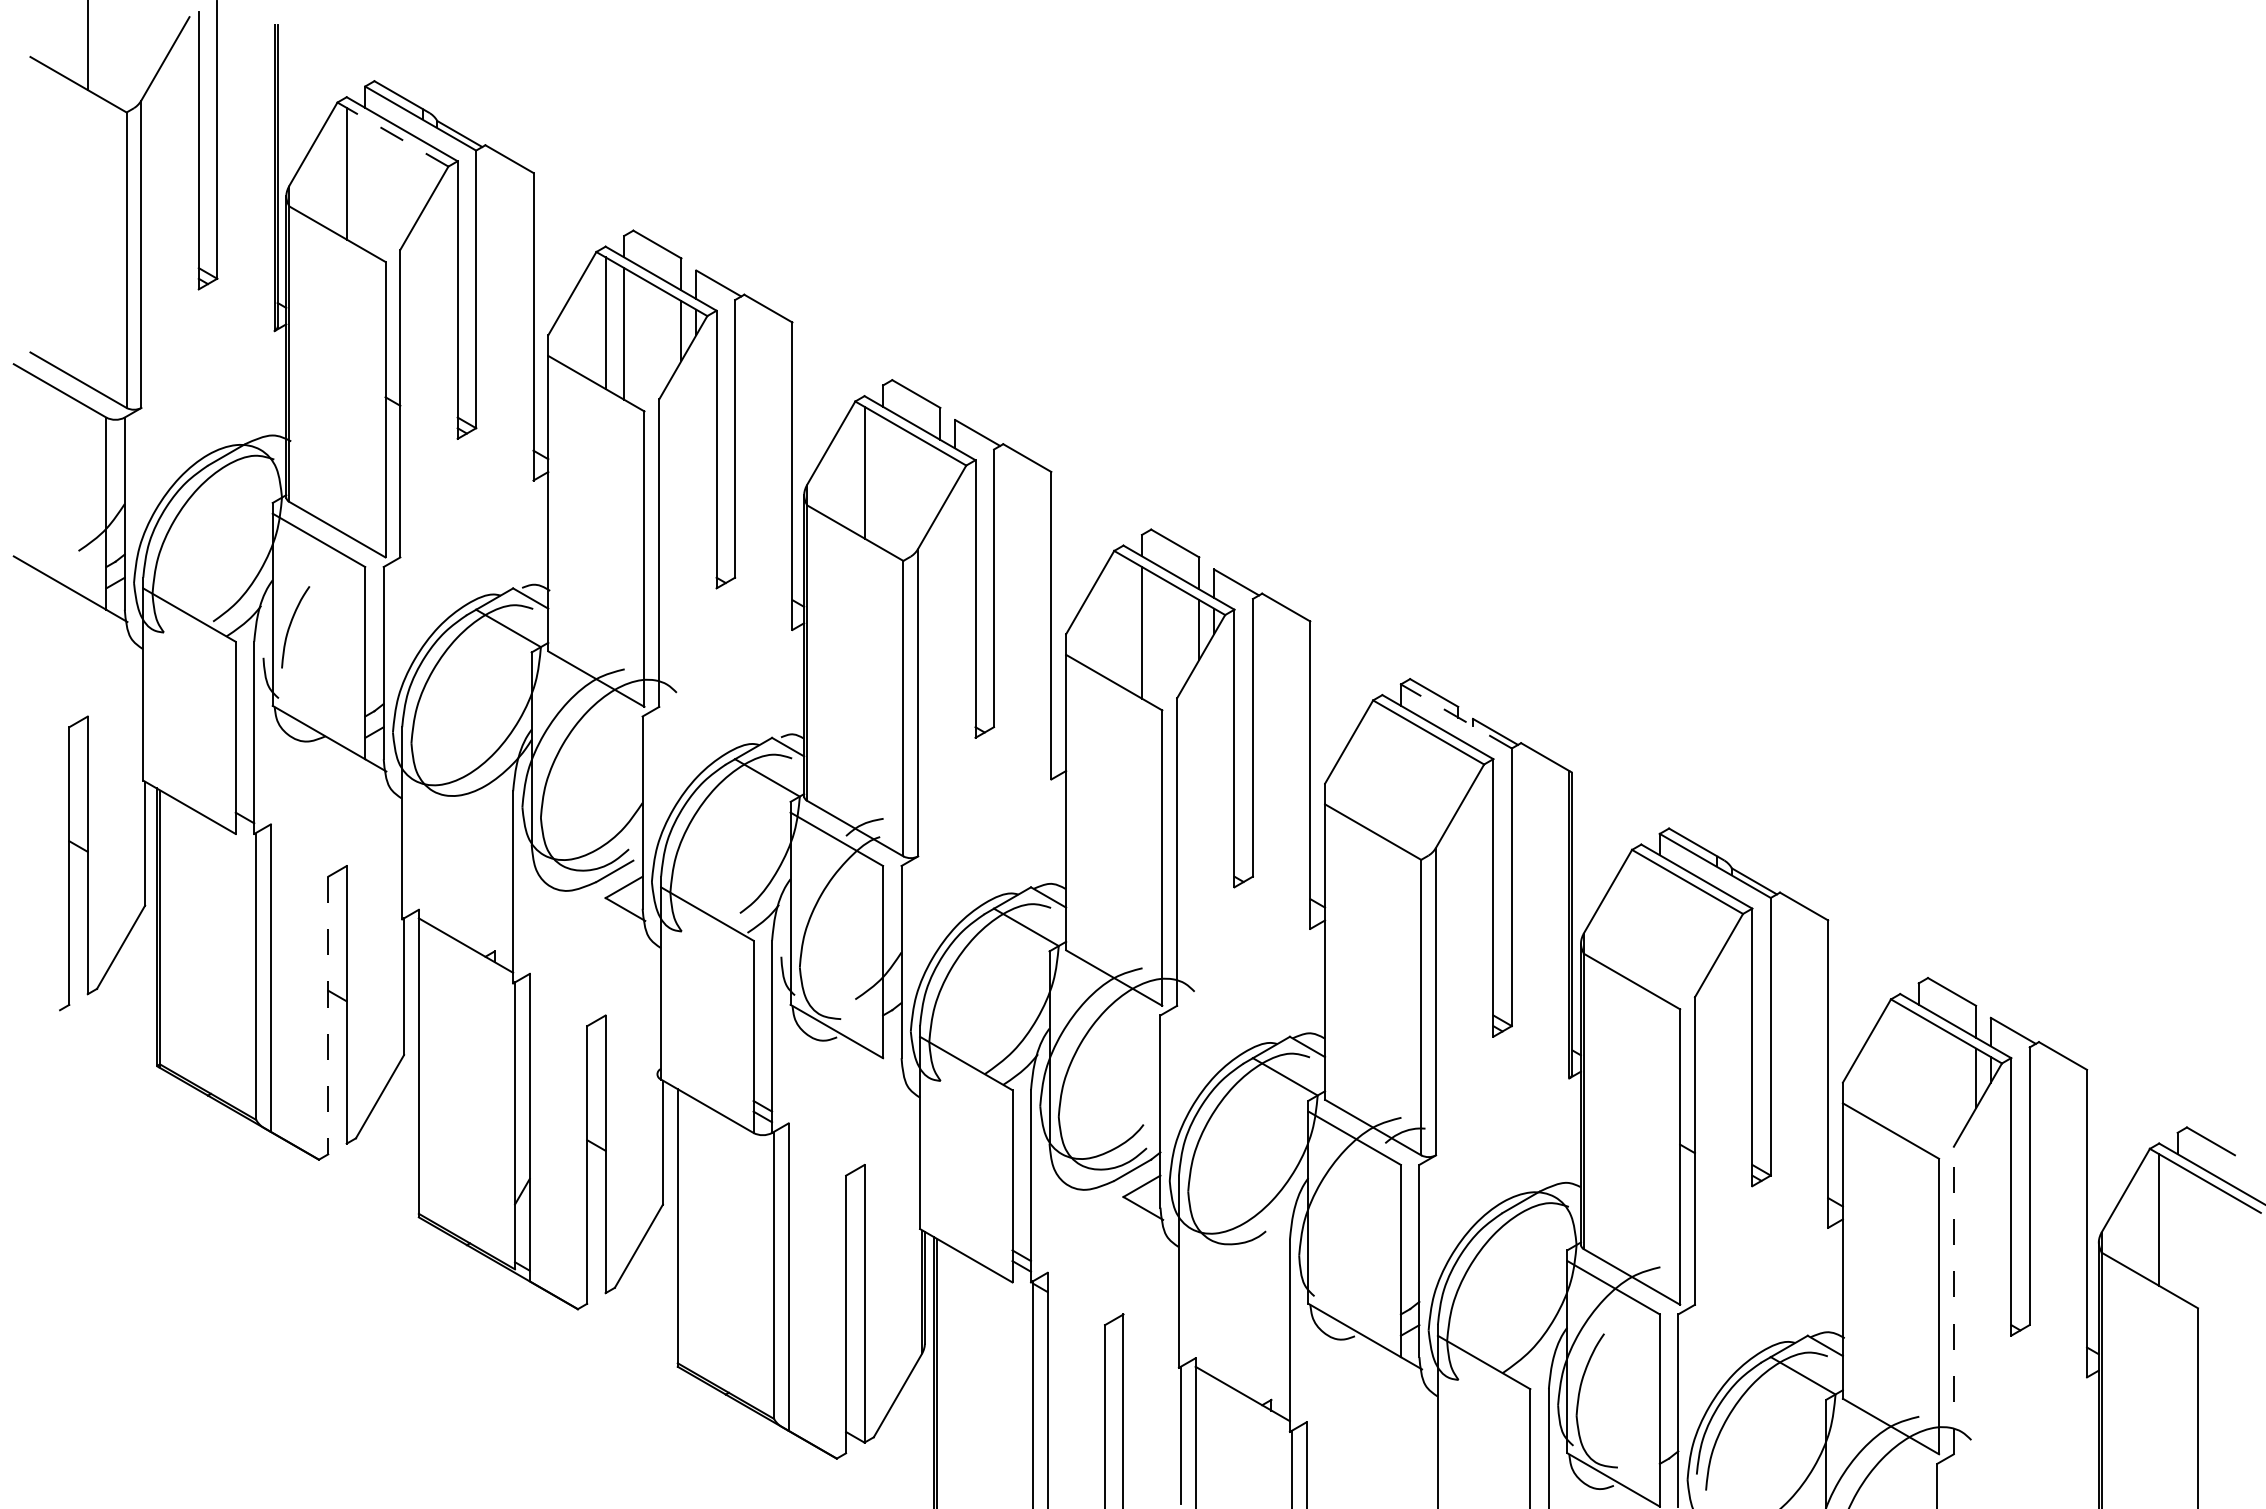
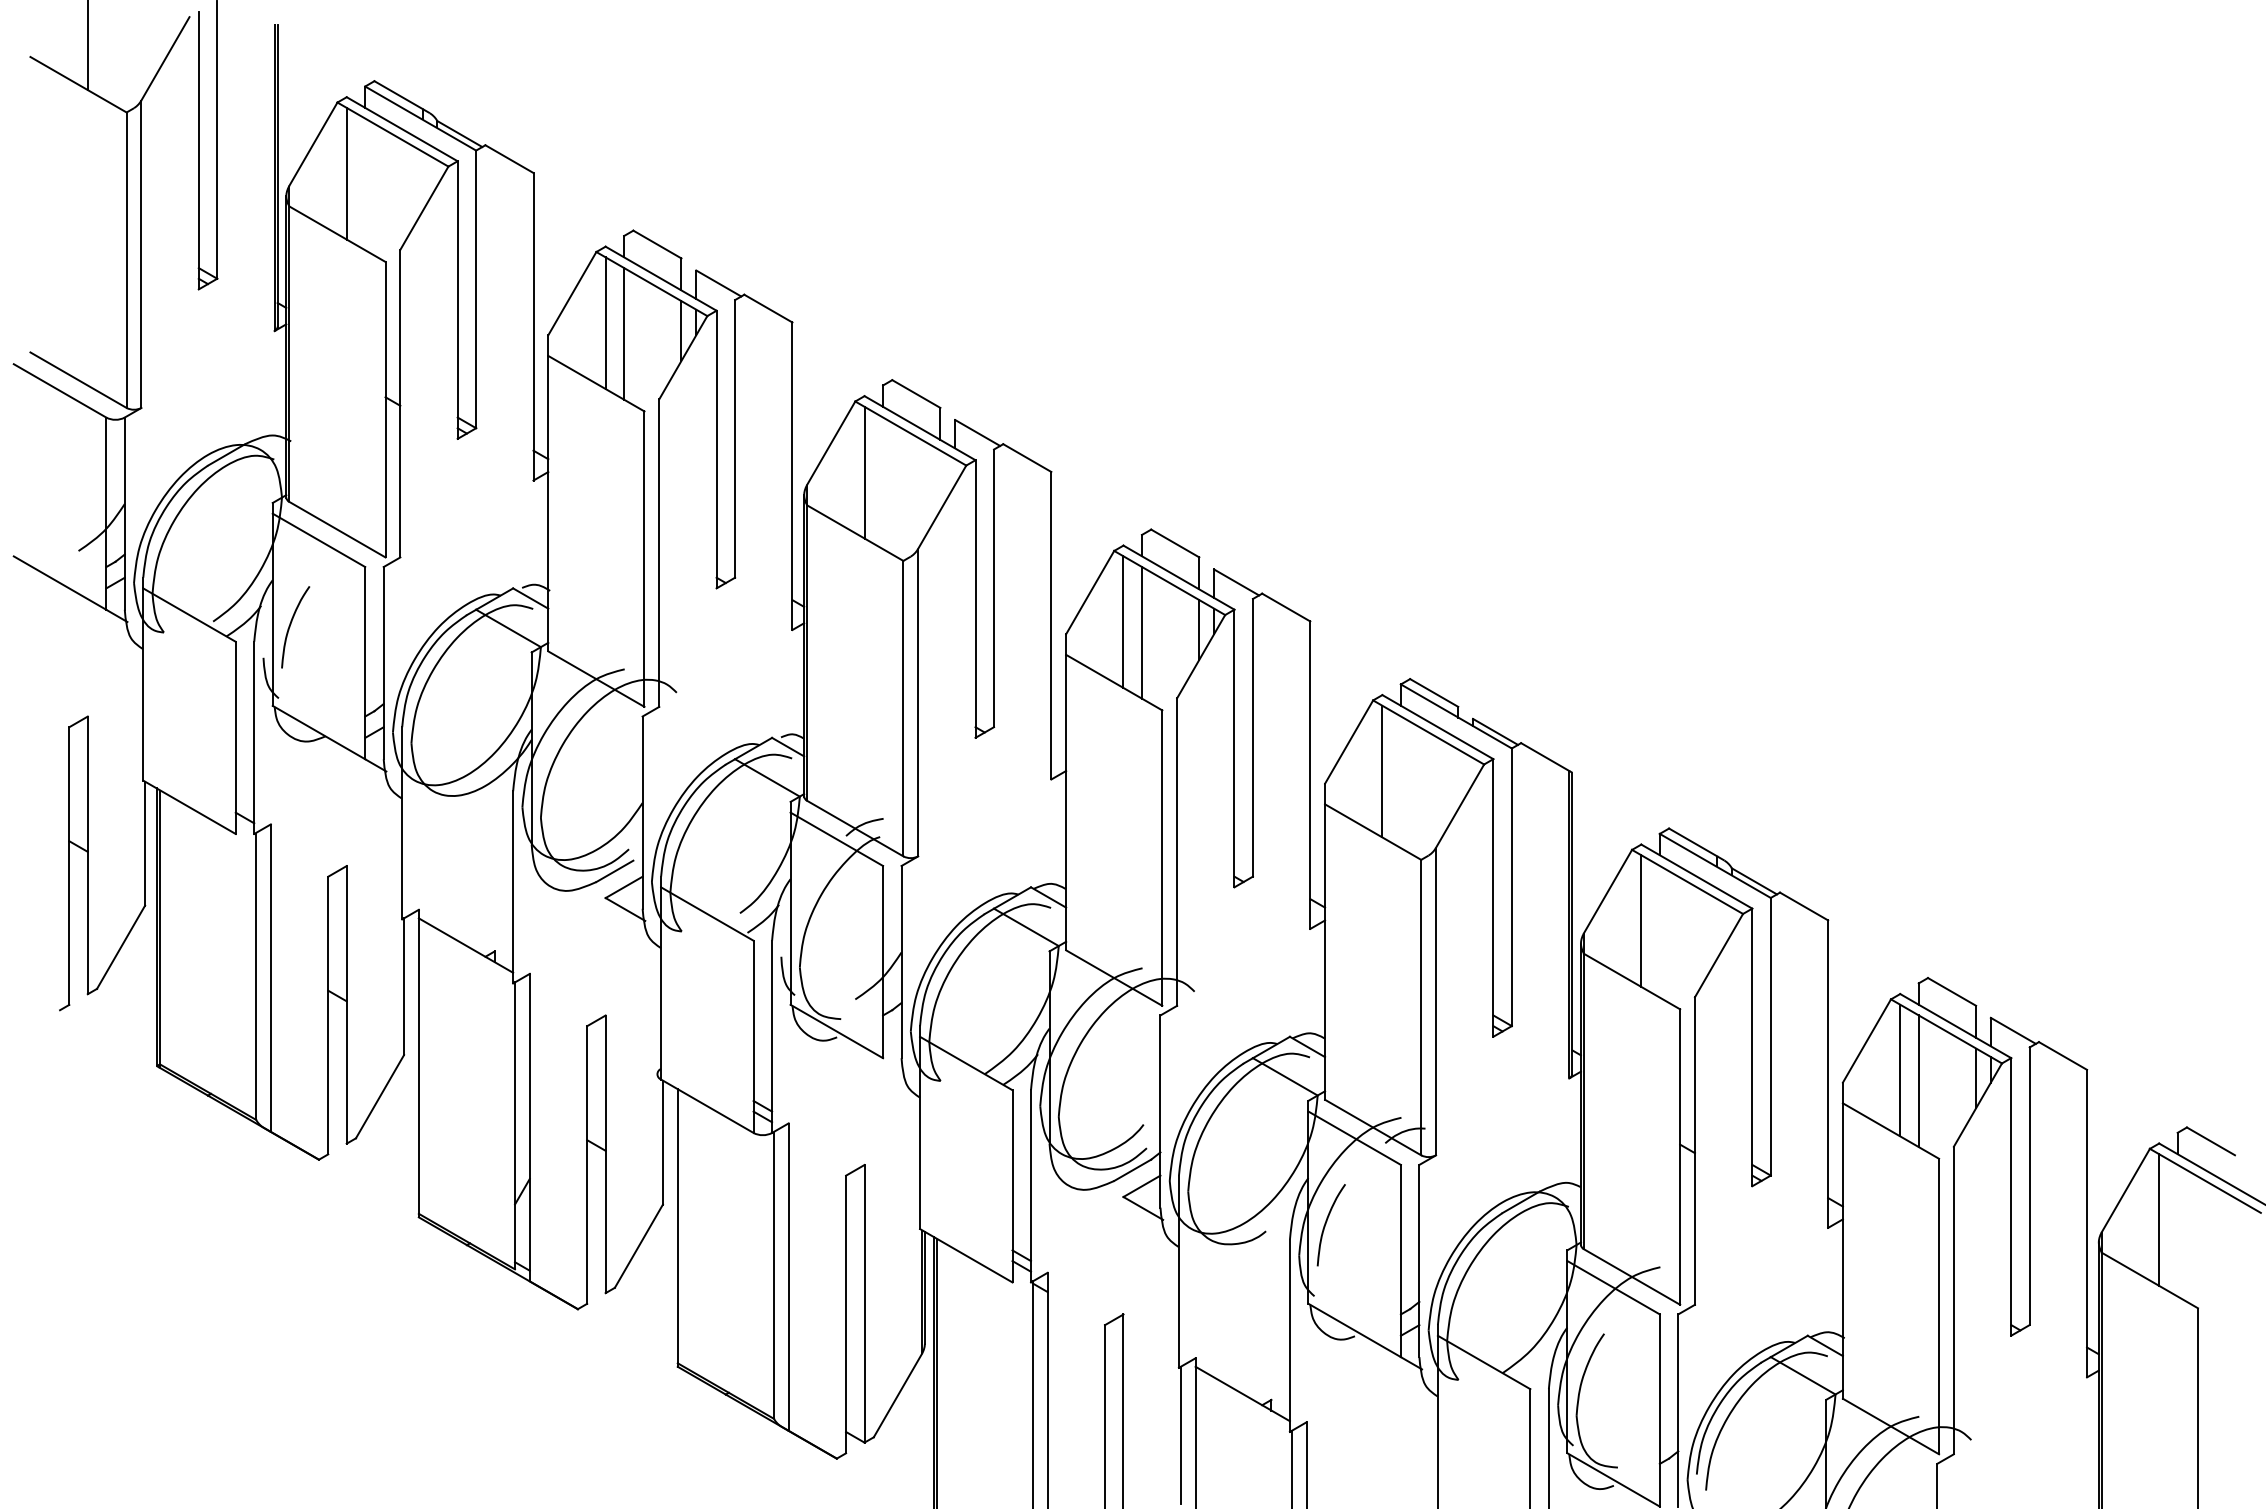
line: dashed -> solid (392, 134)
line: none -> present (1123, 621)
line: dashed -> solid (1455, 716)
line: none -> present (1382, 771)
line: none -> present (1641, 920)
line: dashed -> solid (328, 1015)
line: none -> present (1900, 1070)
line: none -> present (1918, 1081)
curve: none -> present (1326, 1224)
line: dashed -> solid (1953, 1300)
